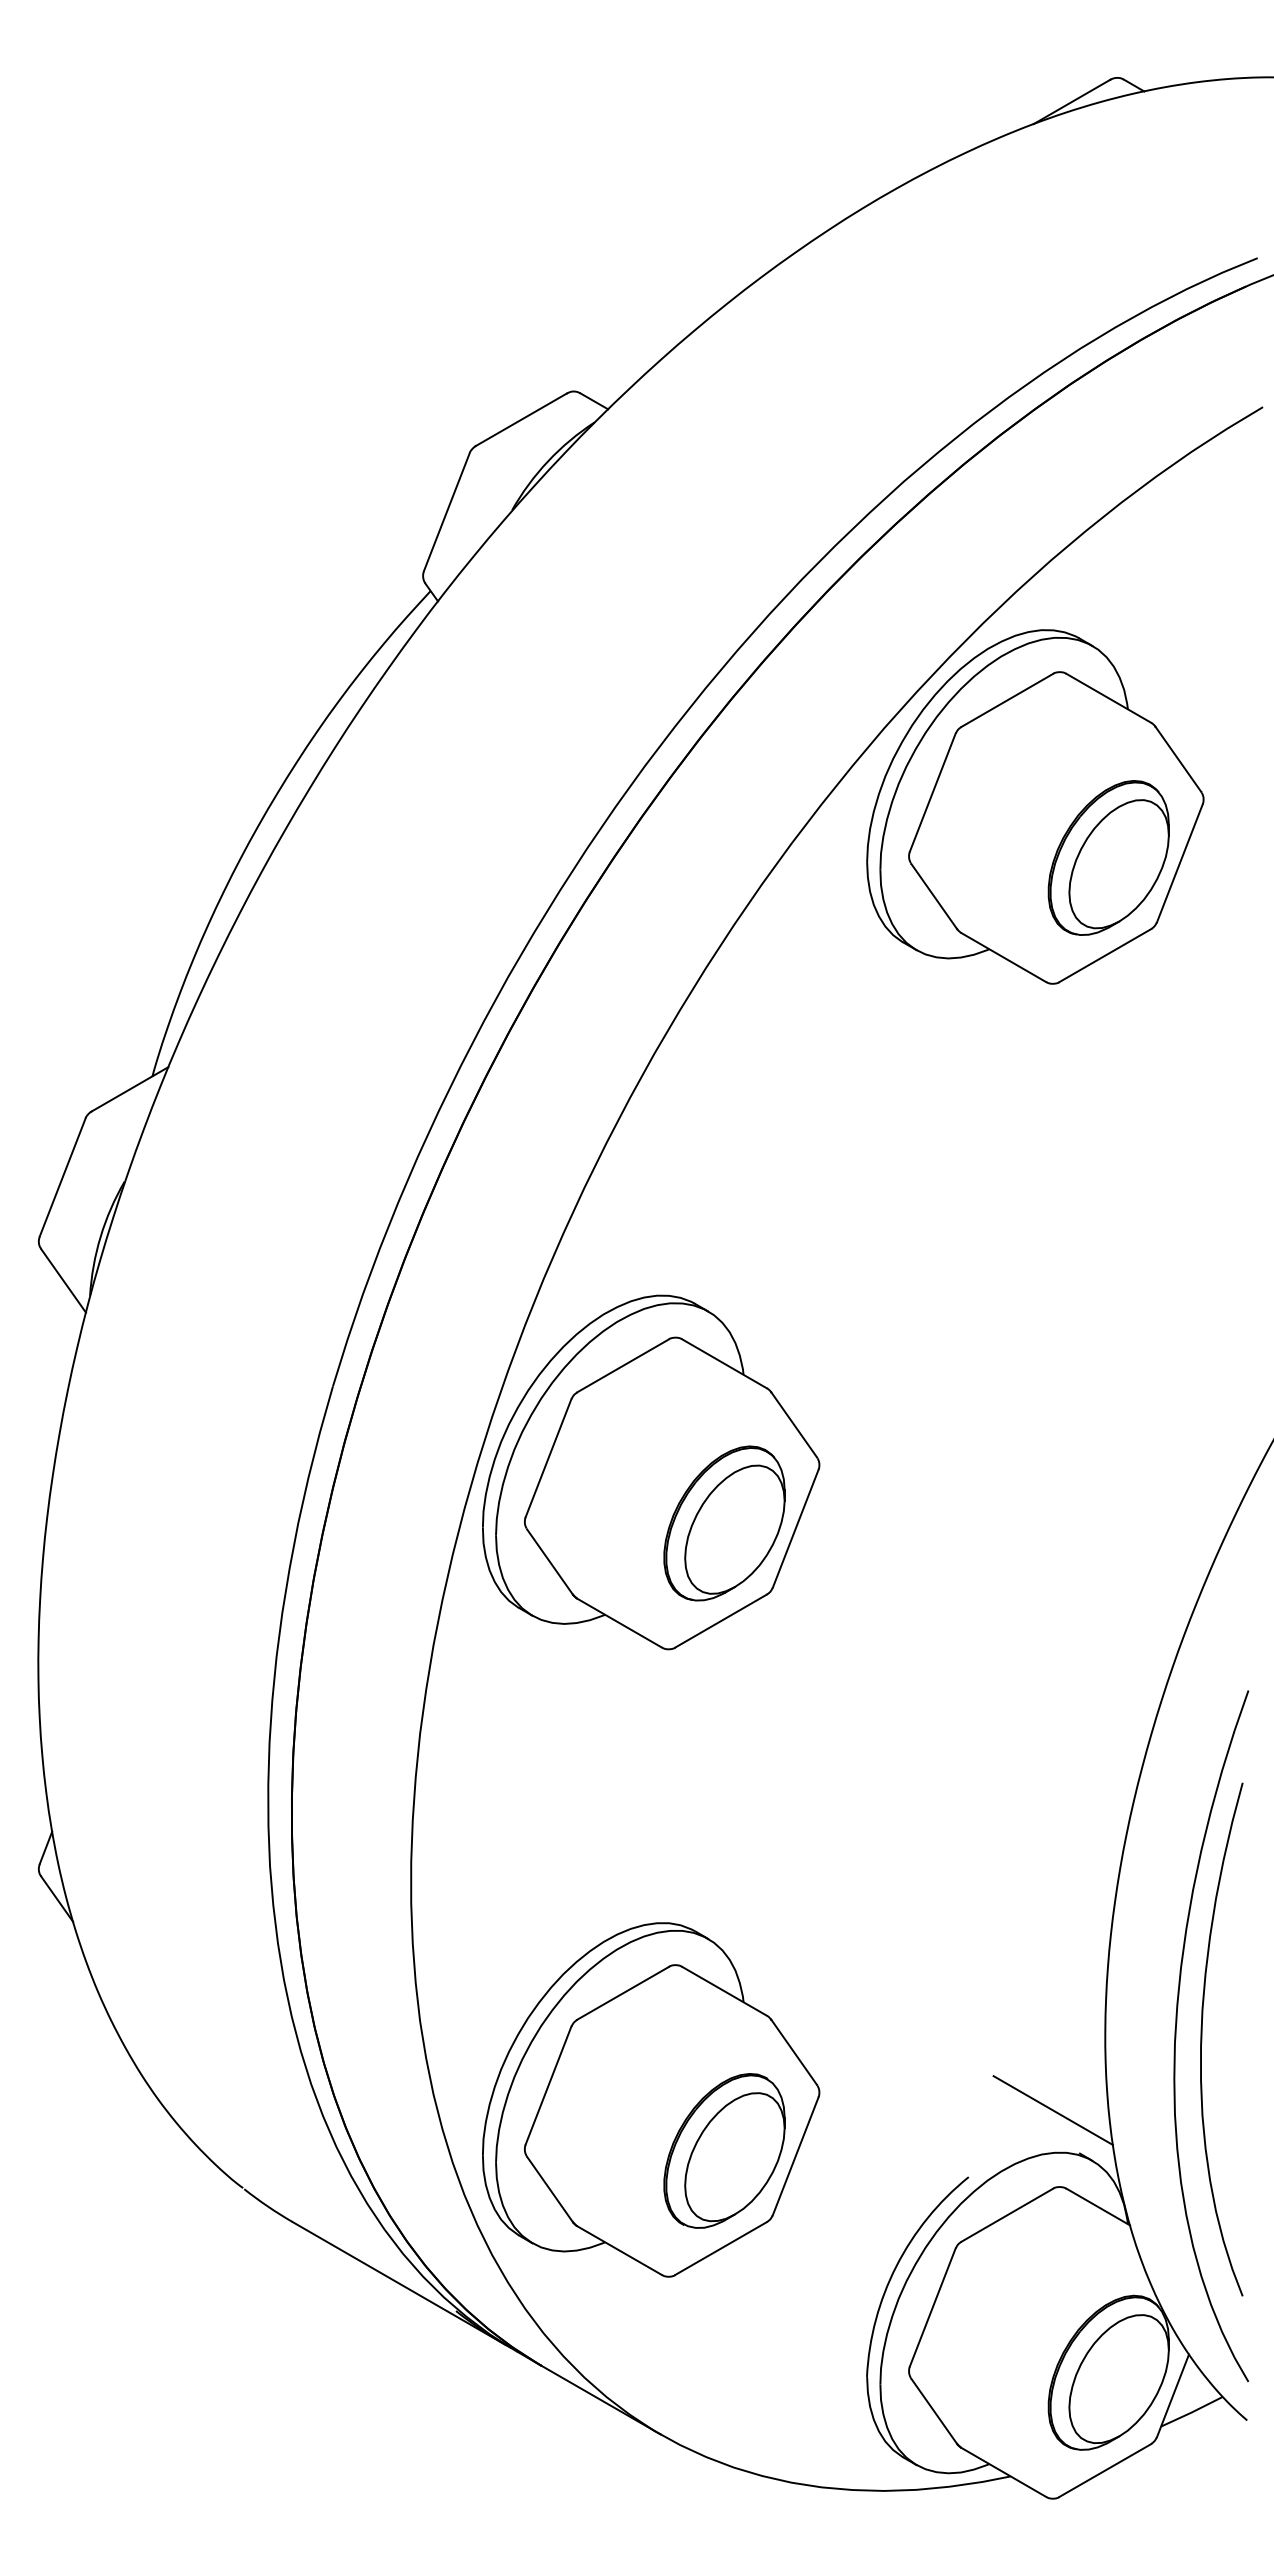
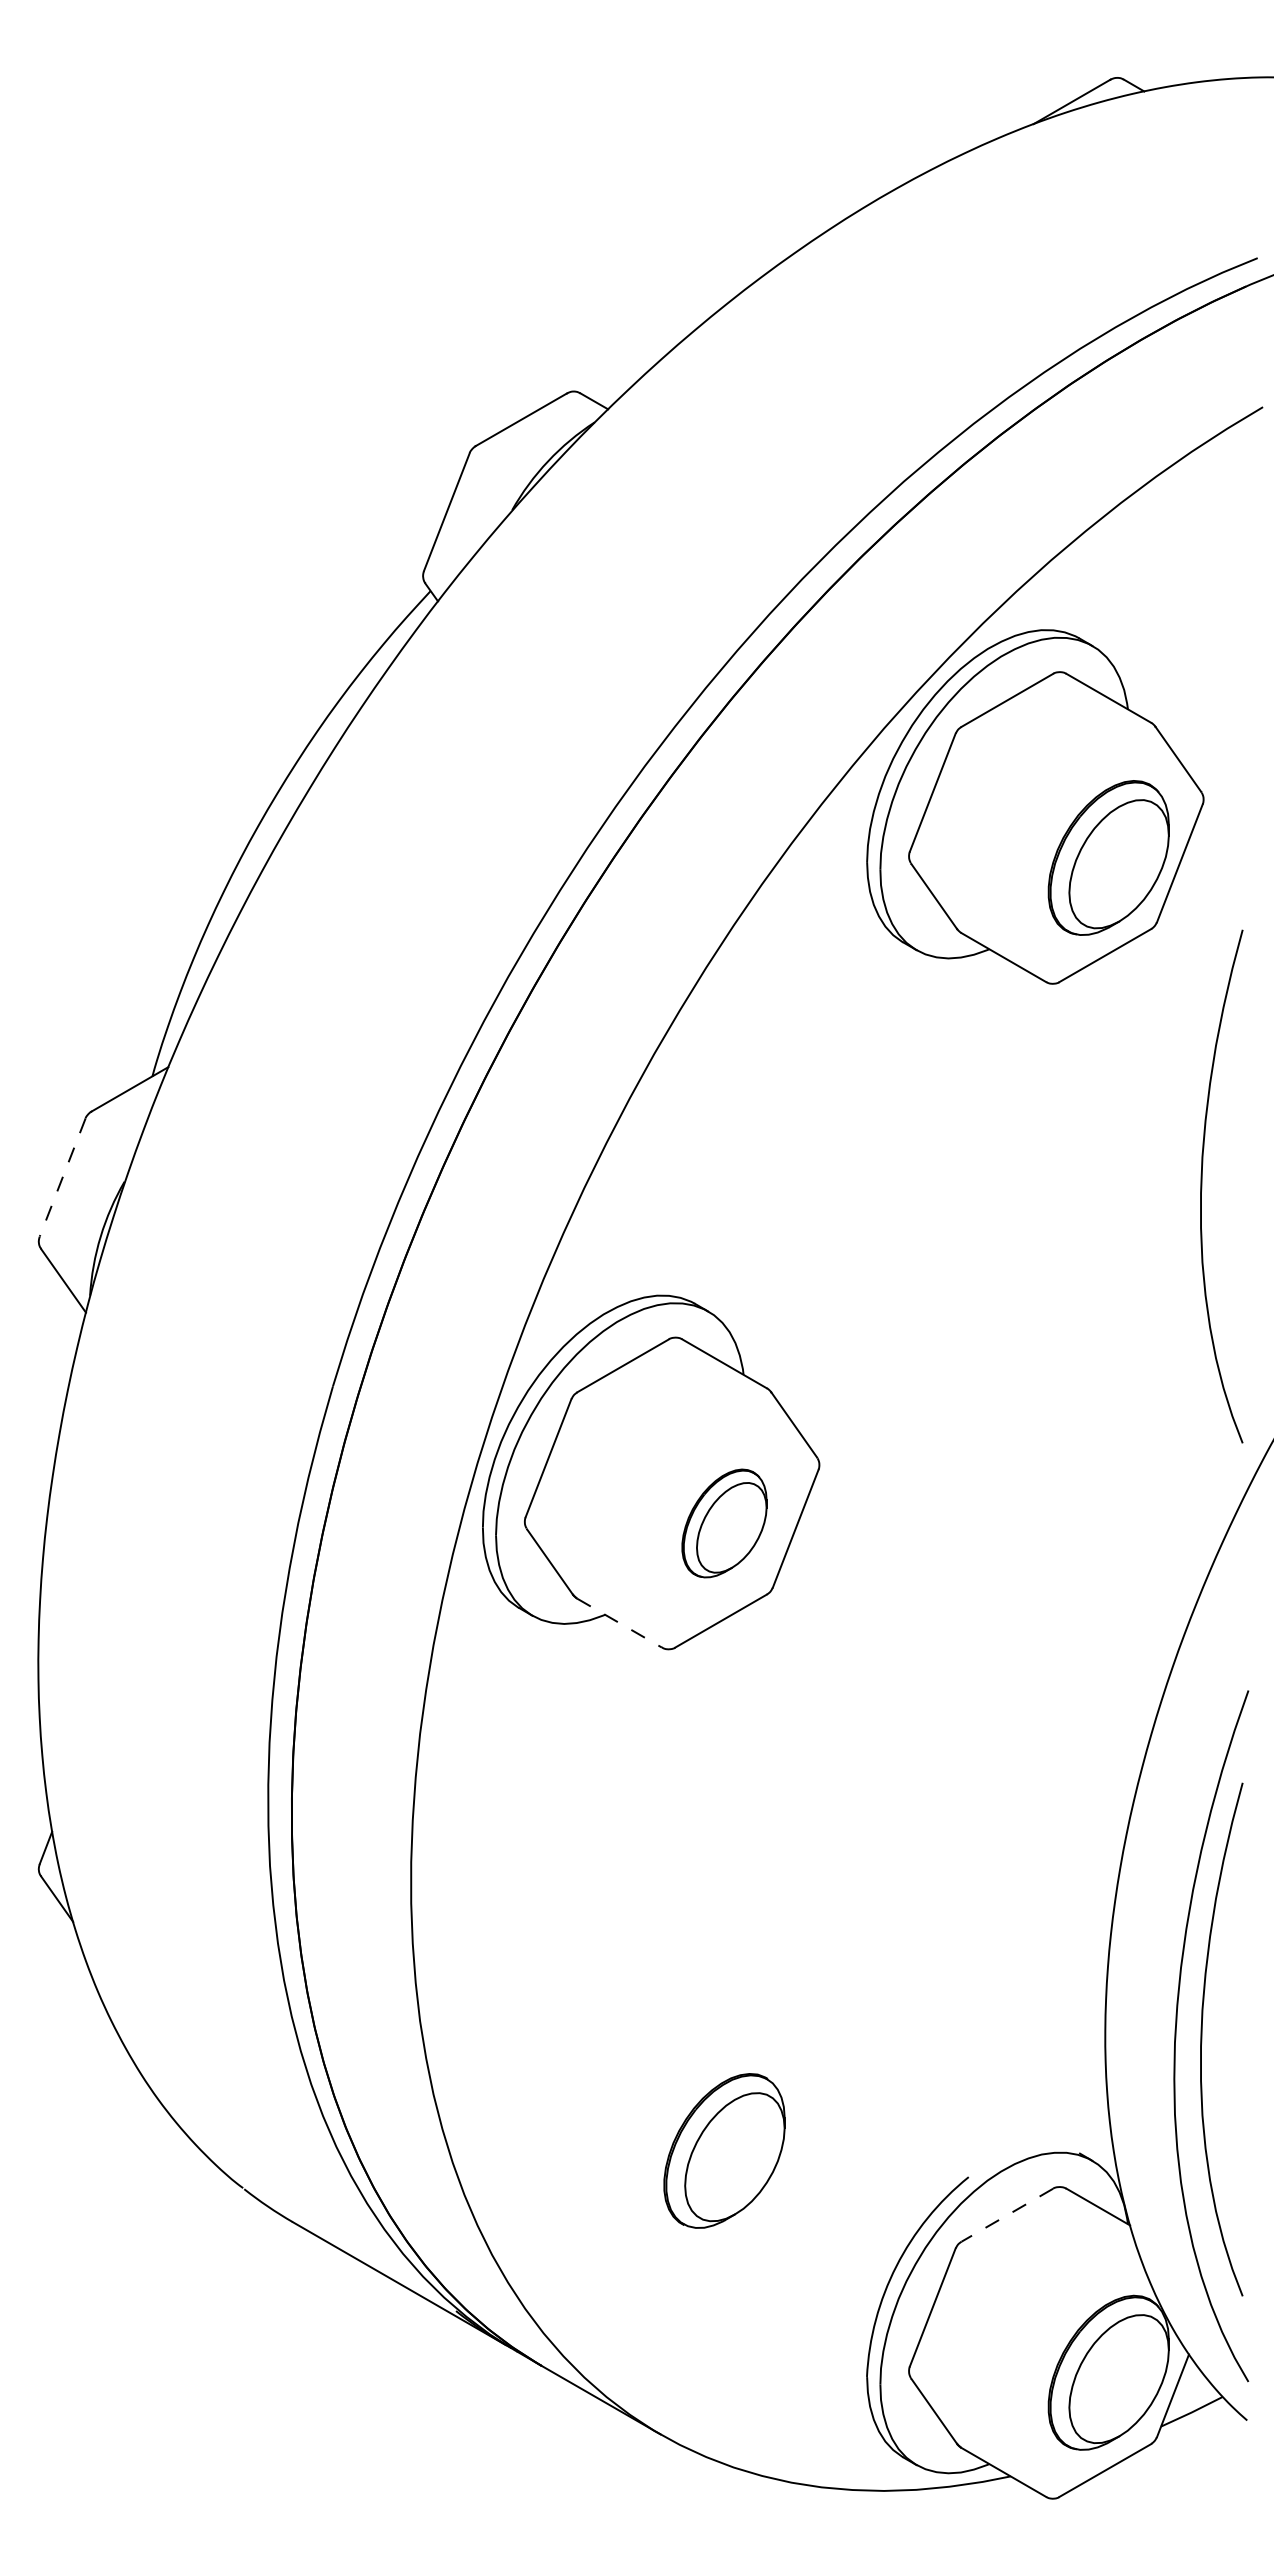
line: solid -> dashed (62, 1177)
curve: none -> present (1202, 1186)
part size: 123x157 px -> 87x111 px (724, 1523)
line: solid -> dashed (619, 1623)
part: present -> none (651, 2099)
line: present -> none (1052, 2110)
line: solid -> dashed (1007, 2215)
